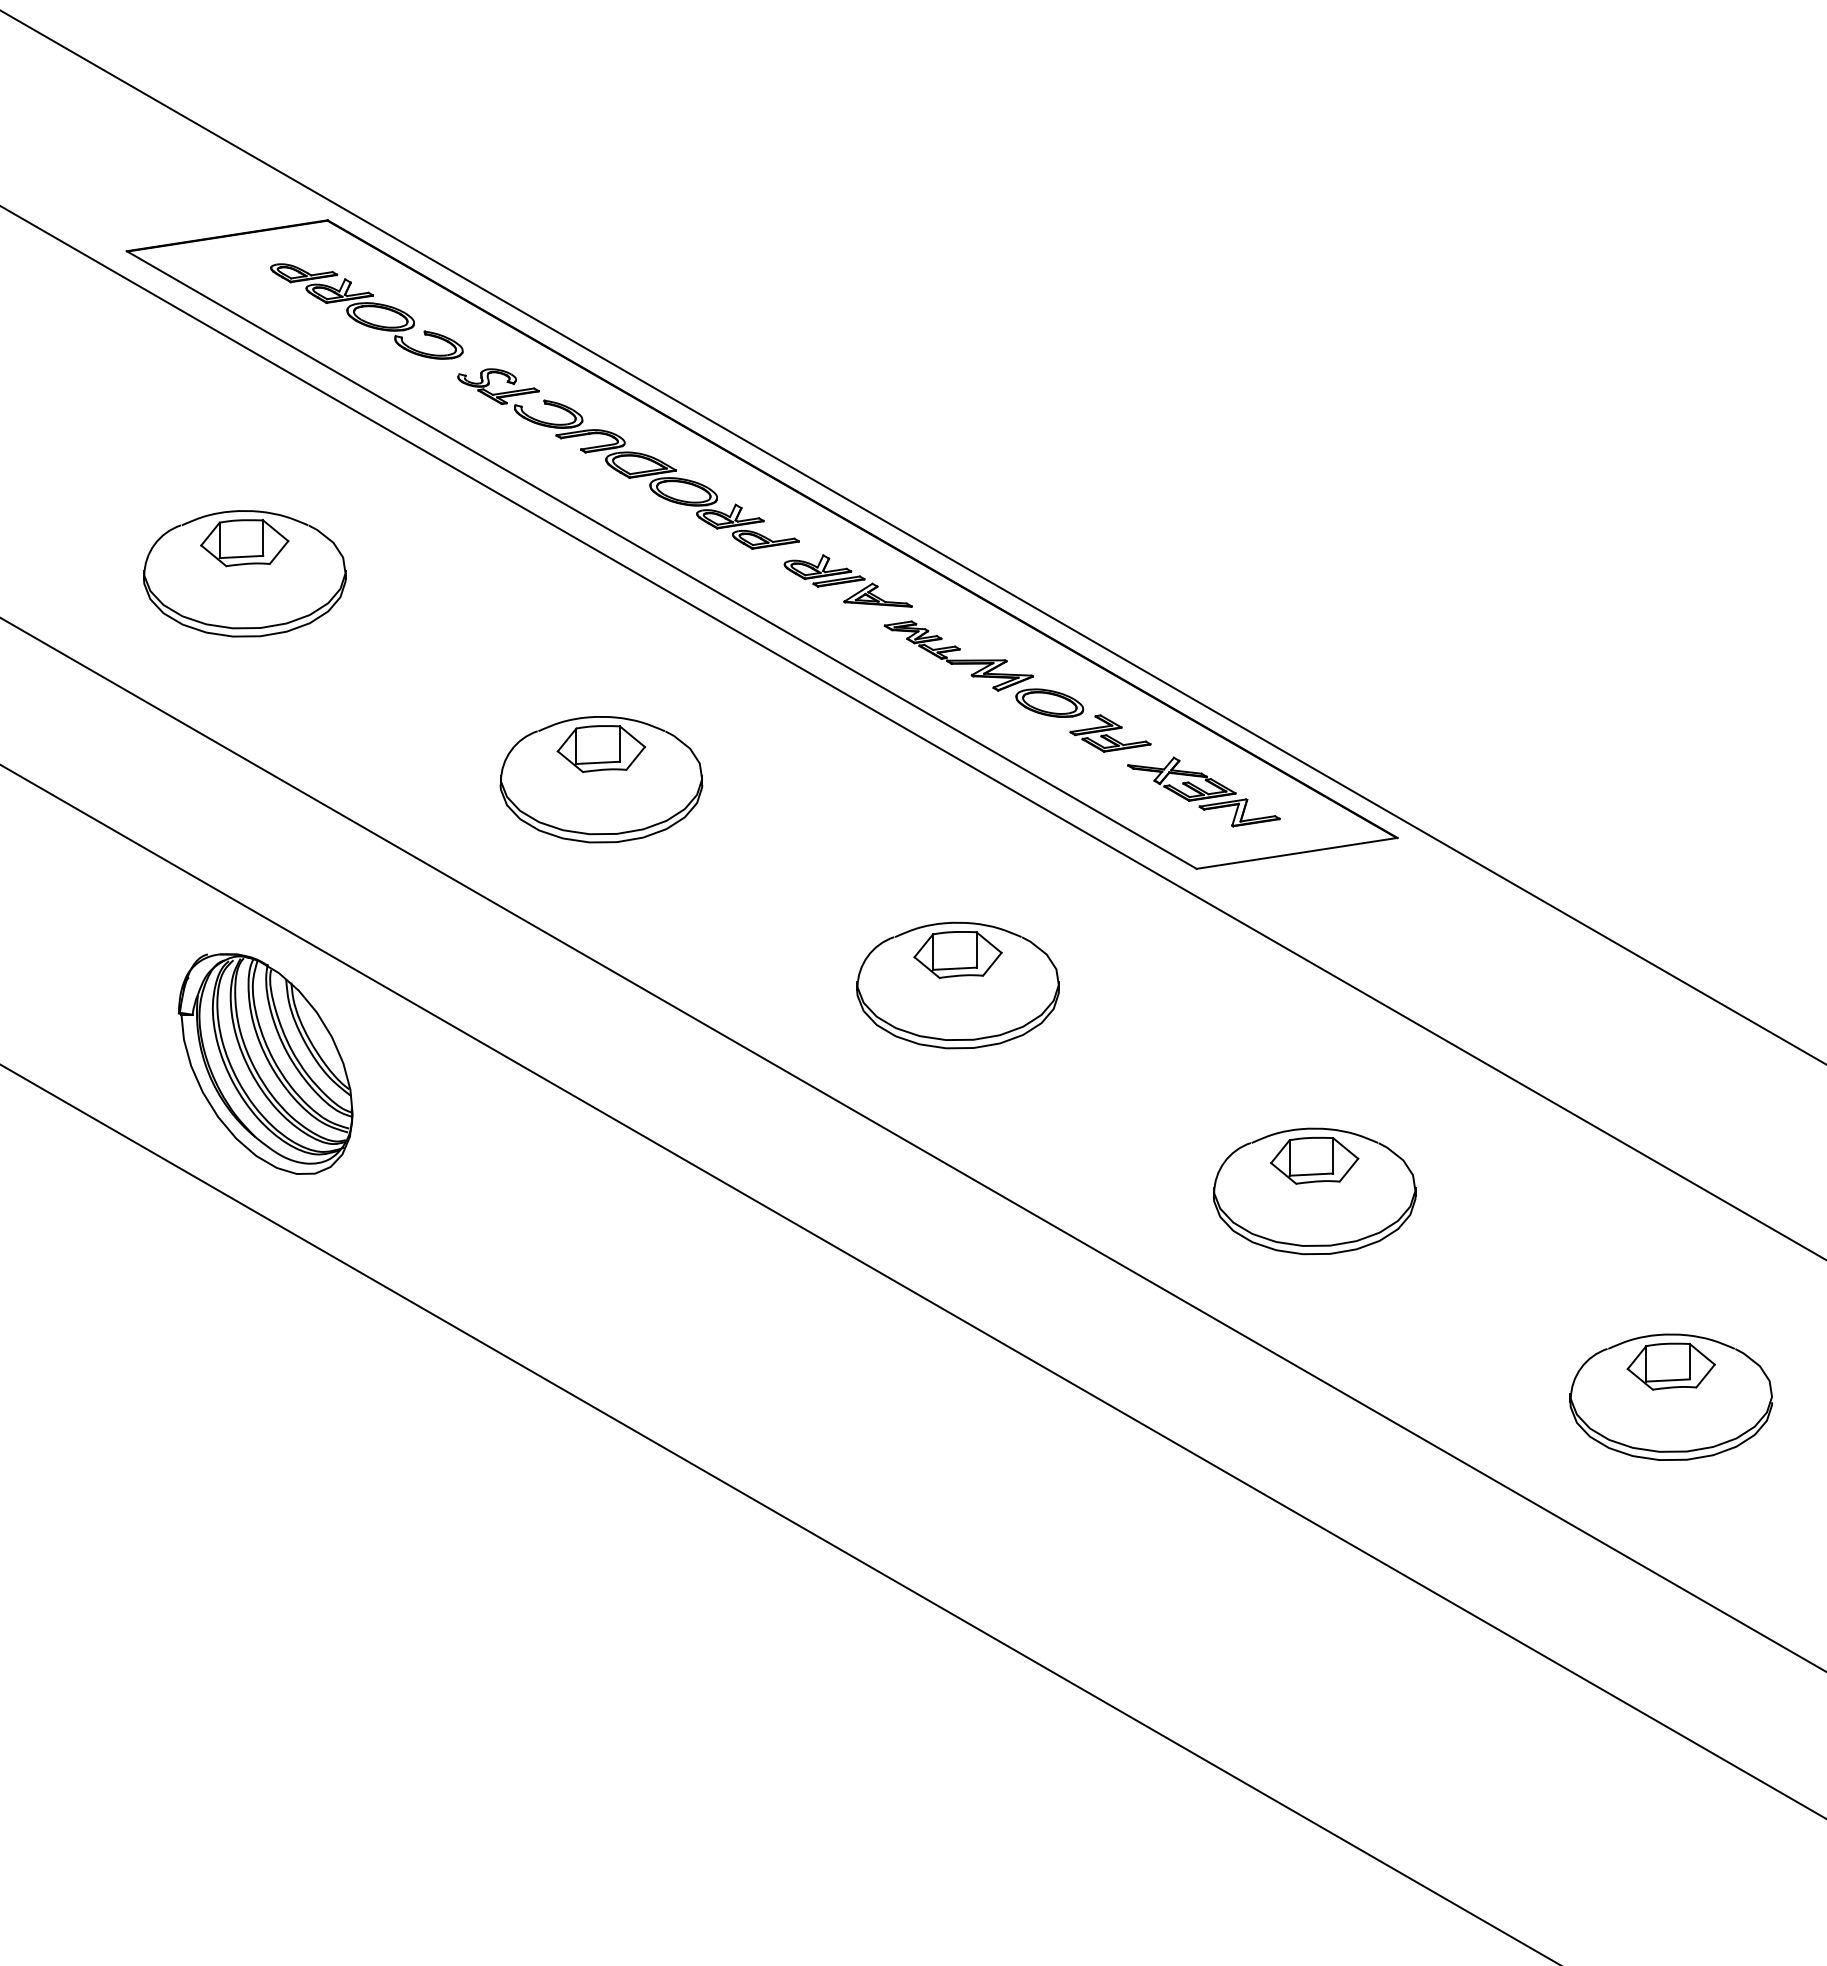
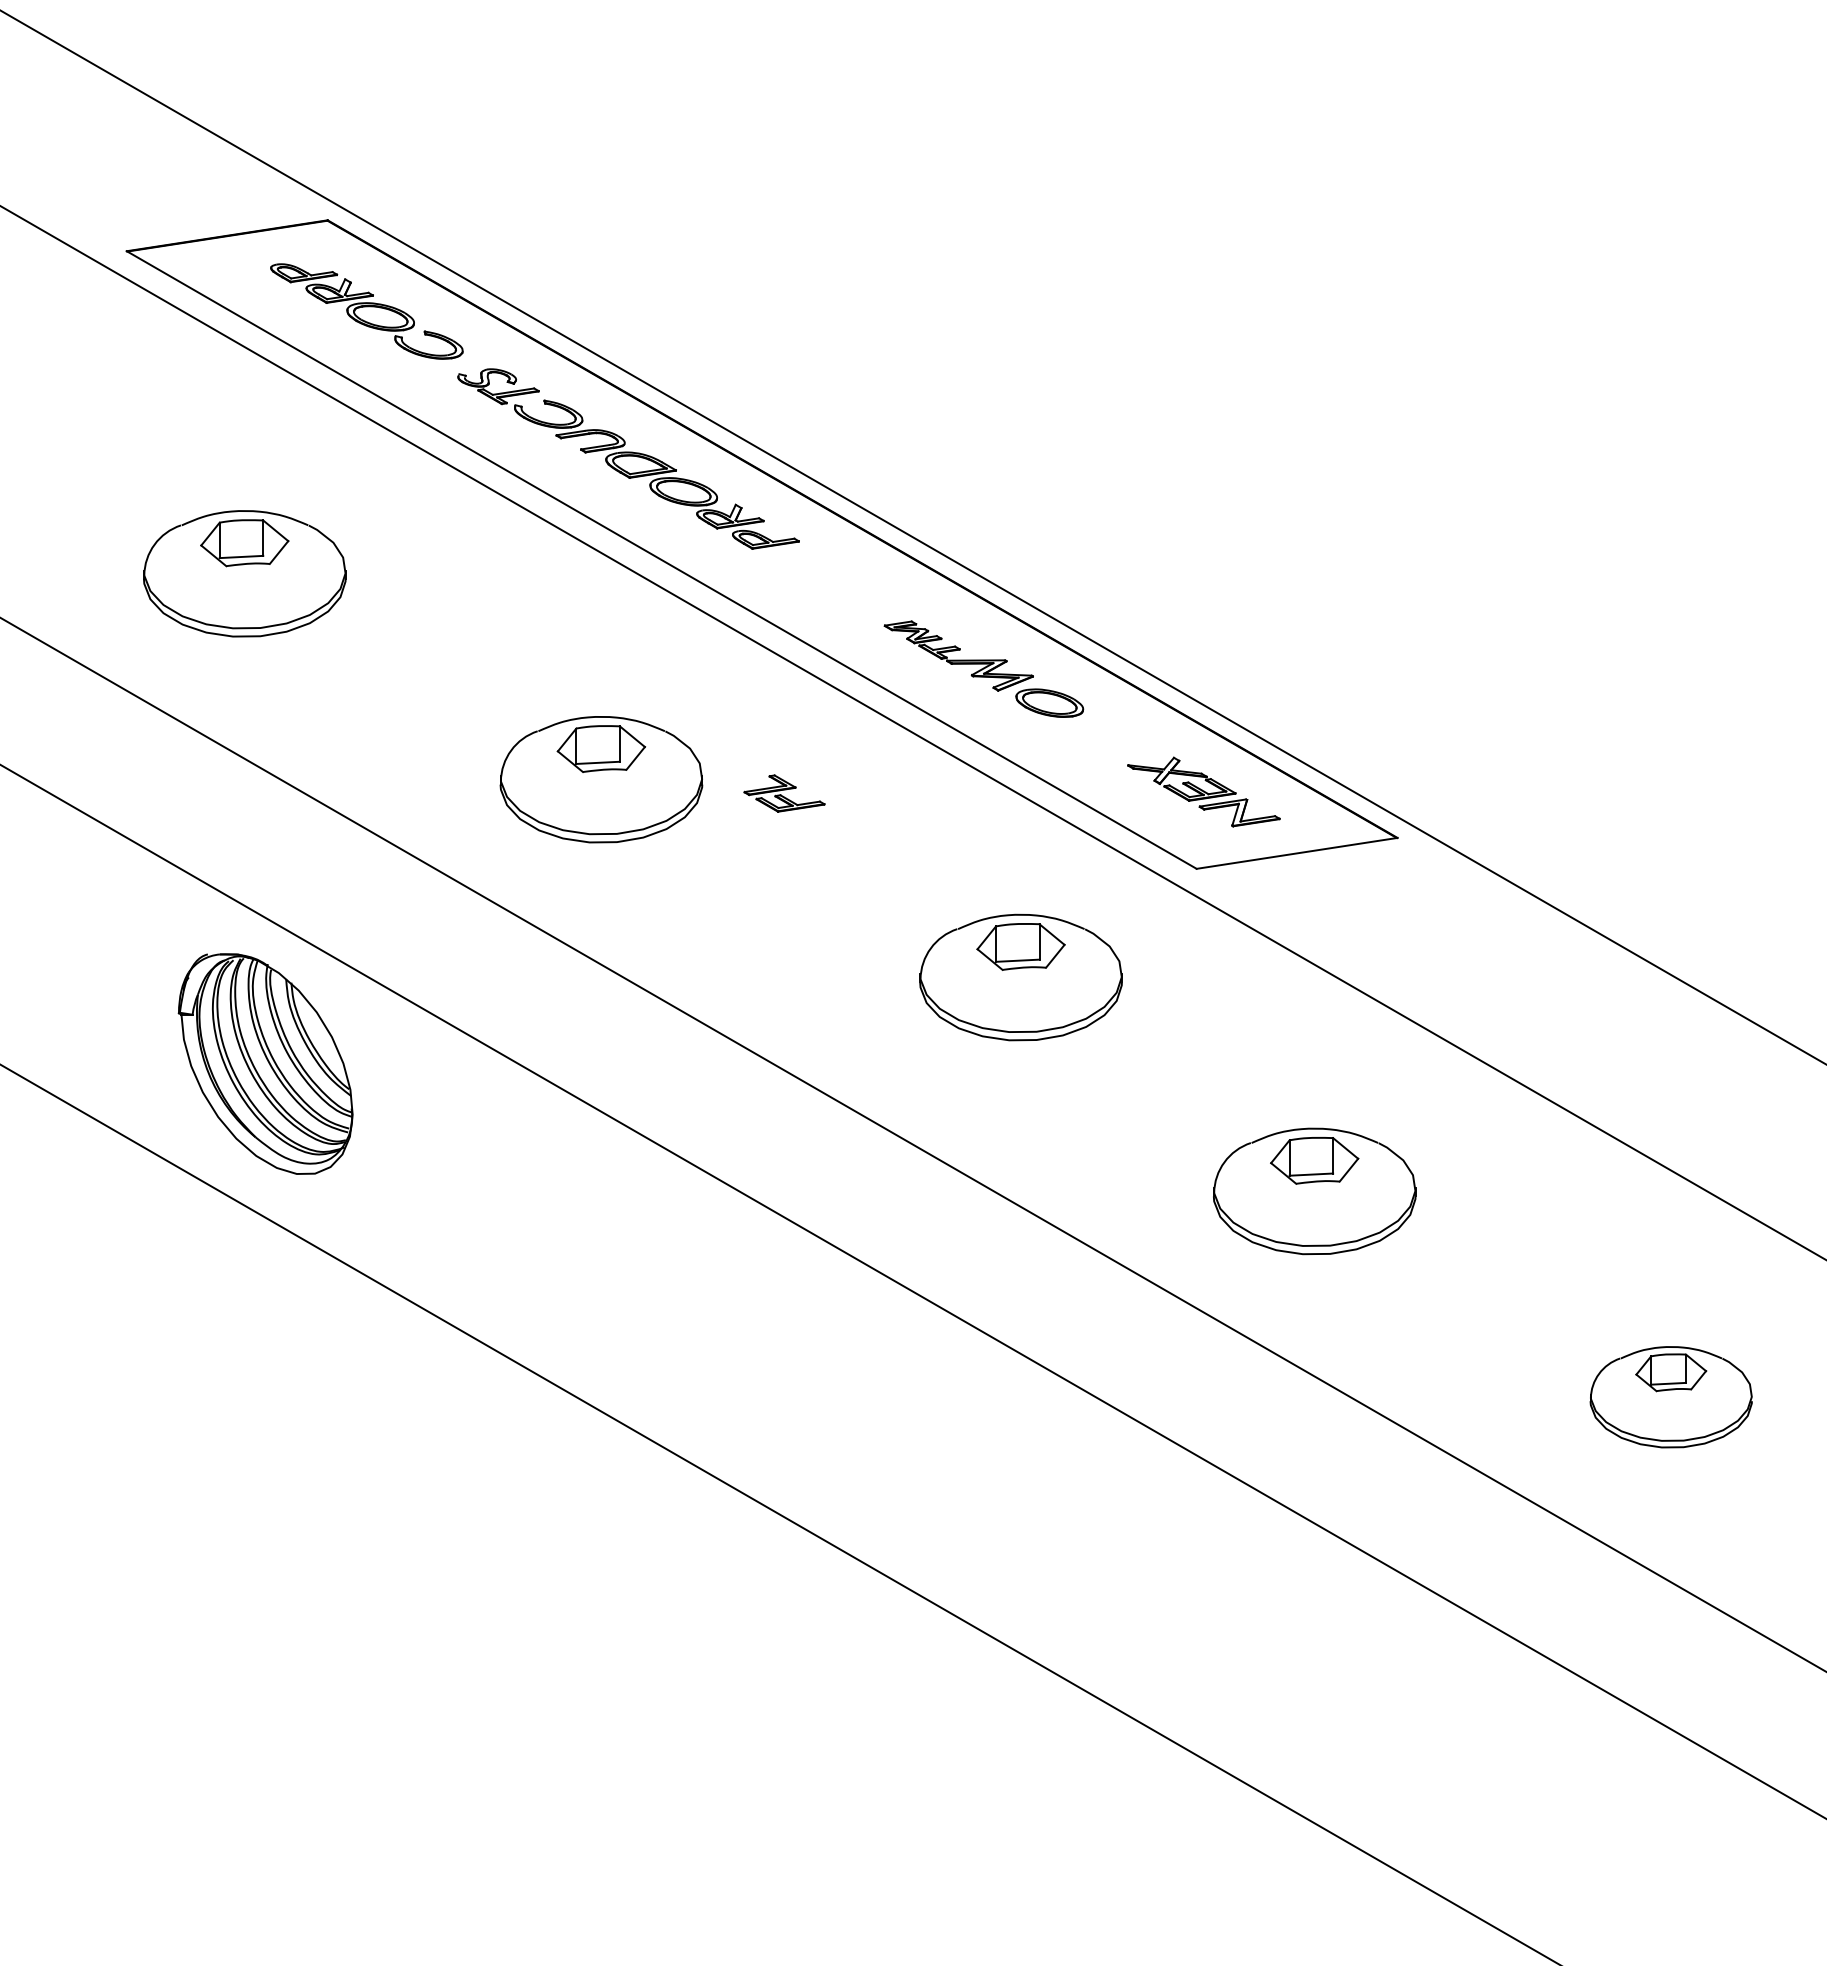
part: present -> none (847, 580)
part position: (1110, 733) -> (784, 793) (784, 793)
part position: (957, 985) -> (1020, 977) (1020, 977)
part size: 204x128 px -> 164x103 px (1670, 1397)
